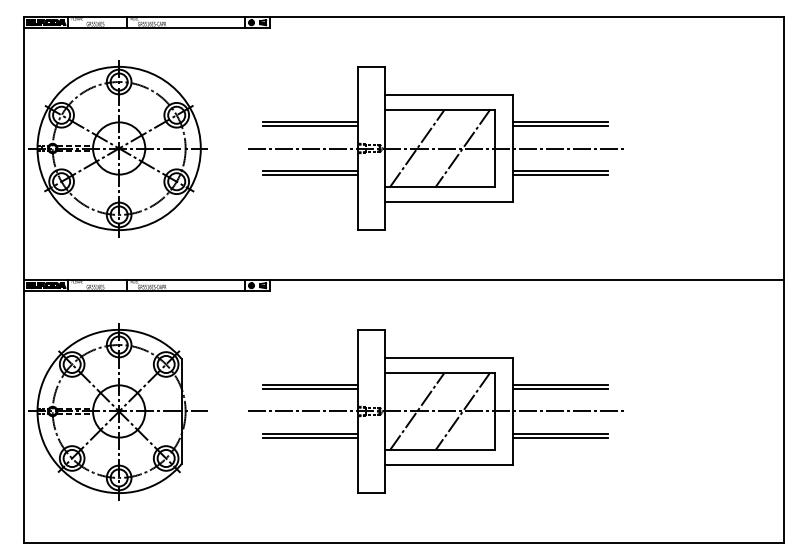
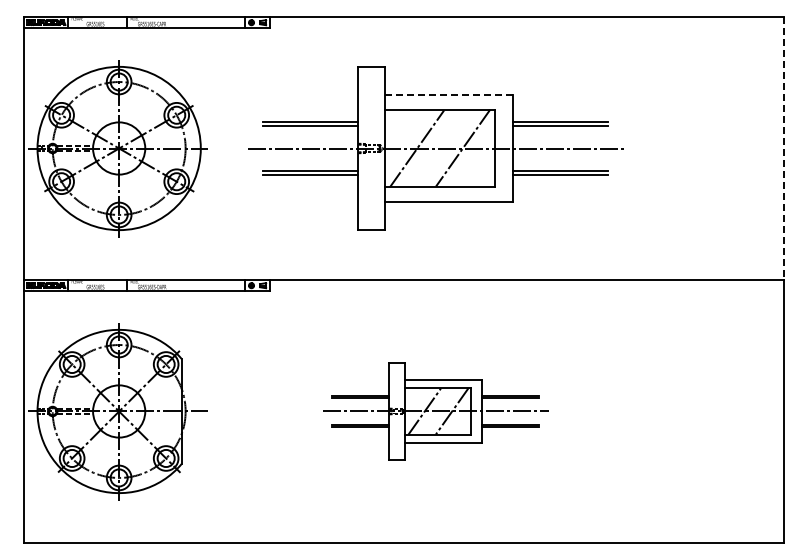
line: solid -> dashed (449, 95)
line: solid -> dashed (783, 149)
part size: 376x165 px -> 226x99 px (435, 411)
